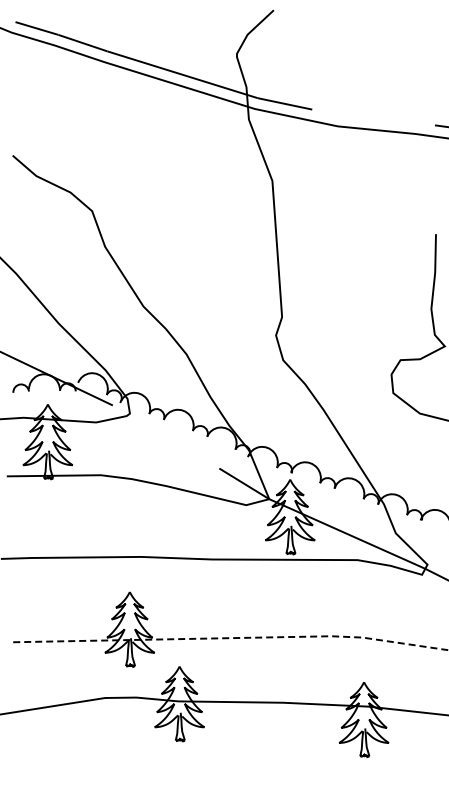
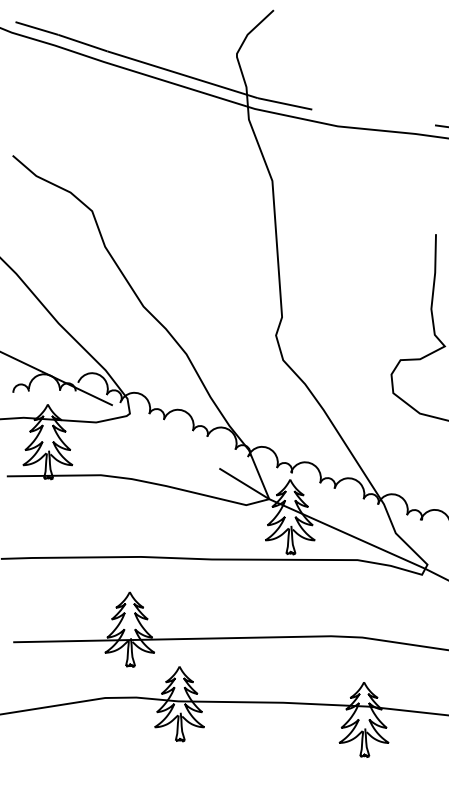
line: dashed -> solid (233, 638)
